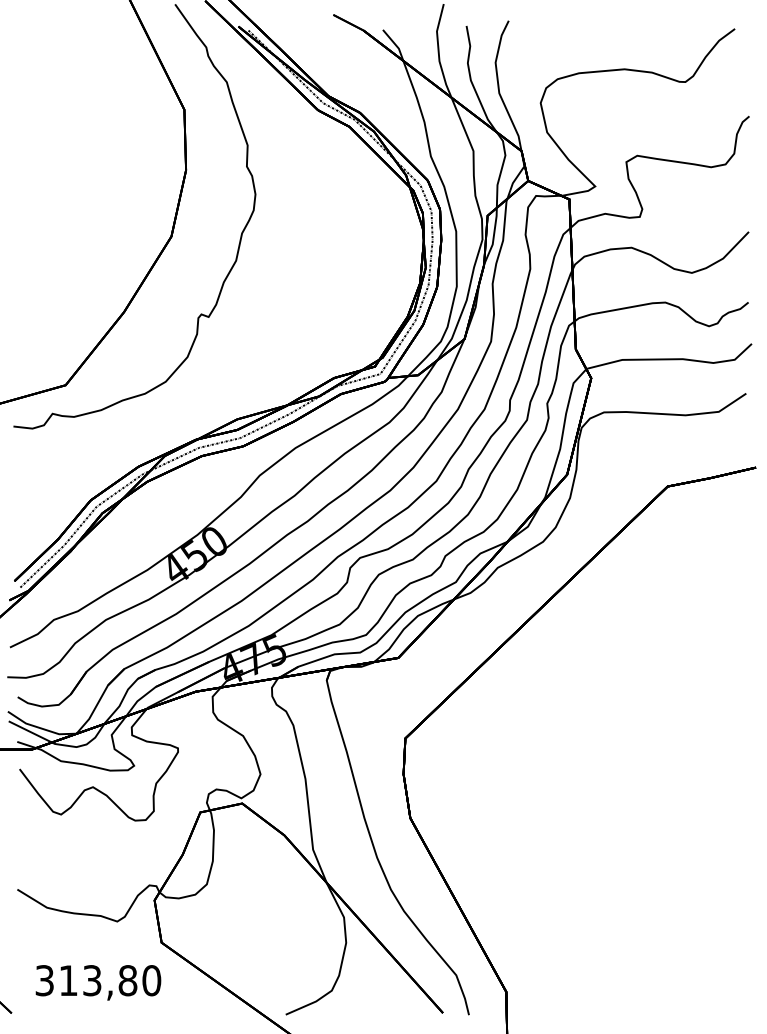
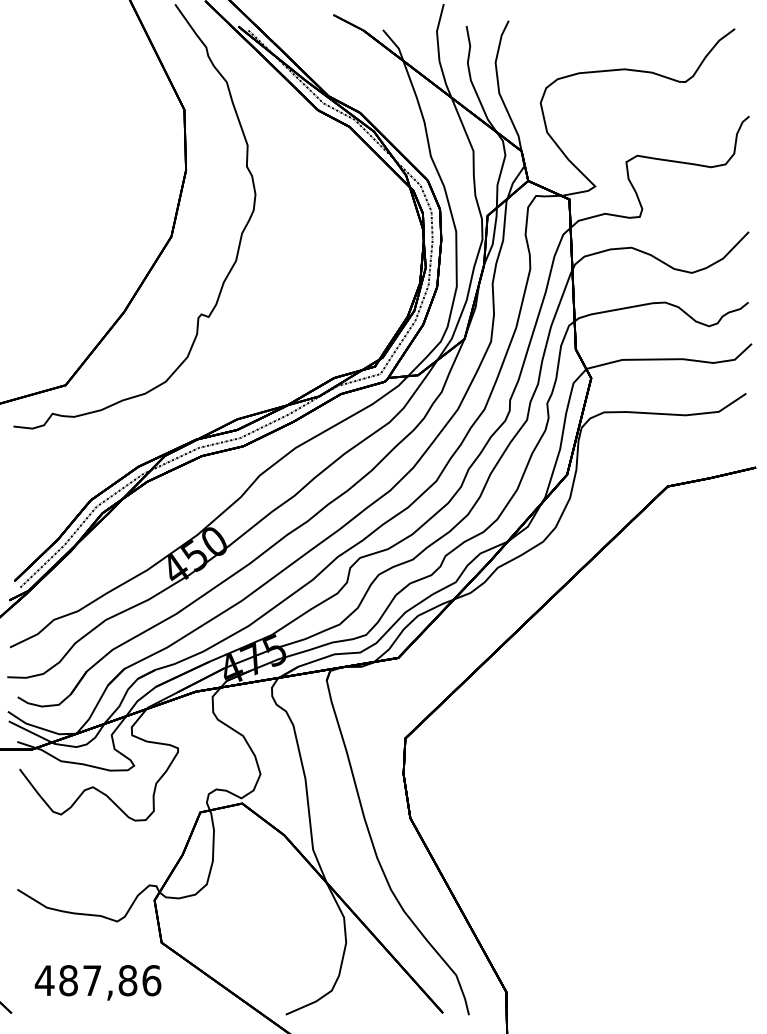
text: 313,80 -> 487,86 (97, 980)
